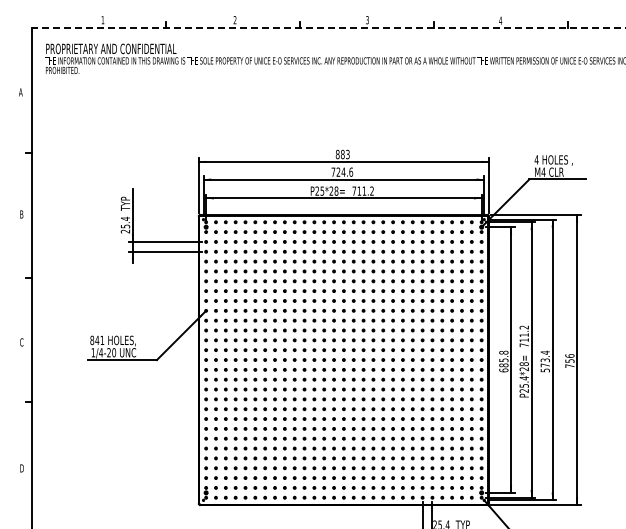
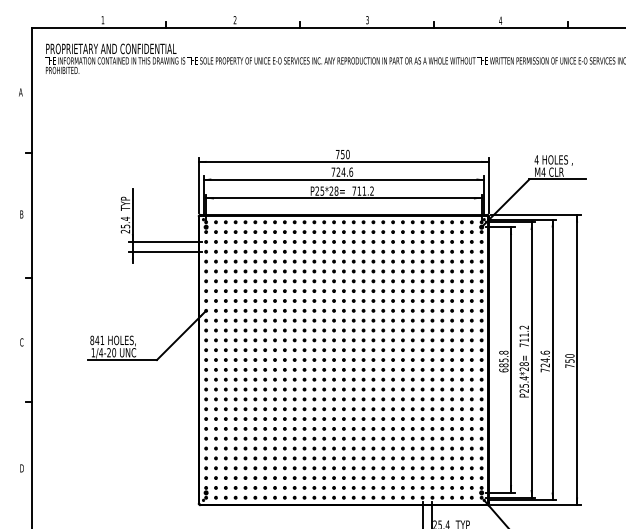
line: dashed -> solid (328, 28)
text: 883 -> 750 (342, 154)
text: 756 -> 750 (569, 355)
text: 573.4 -> 724.6 (544, 361)
